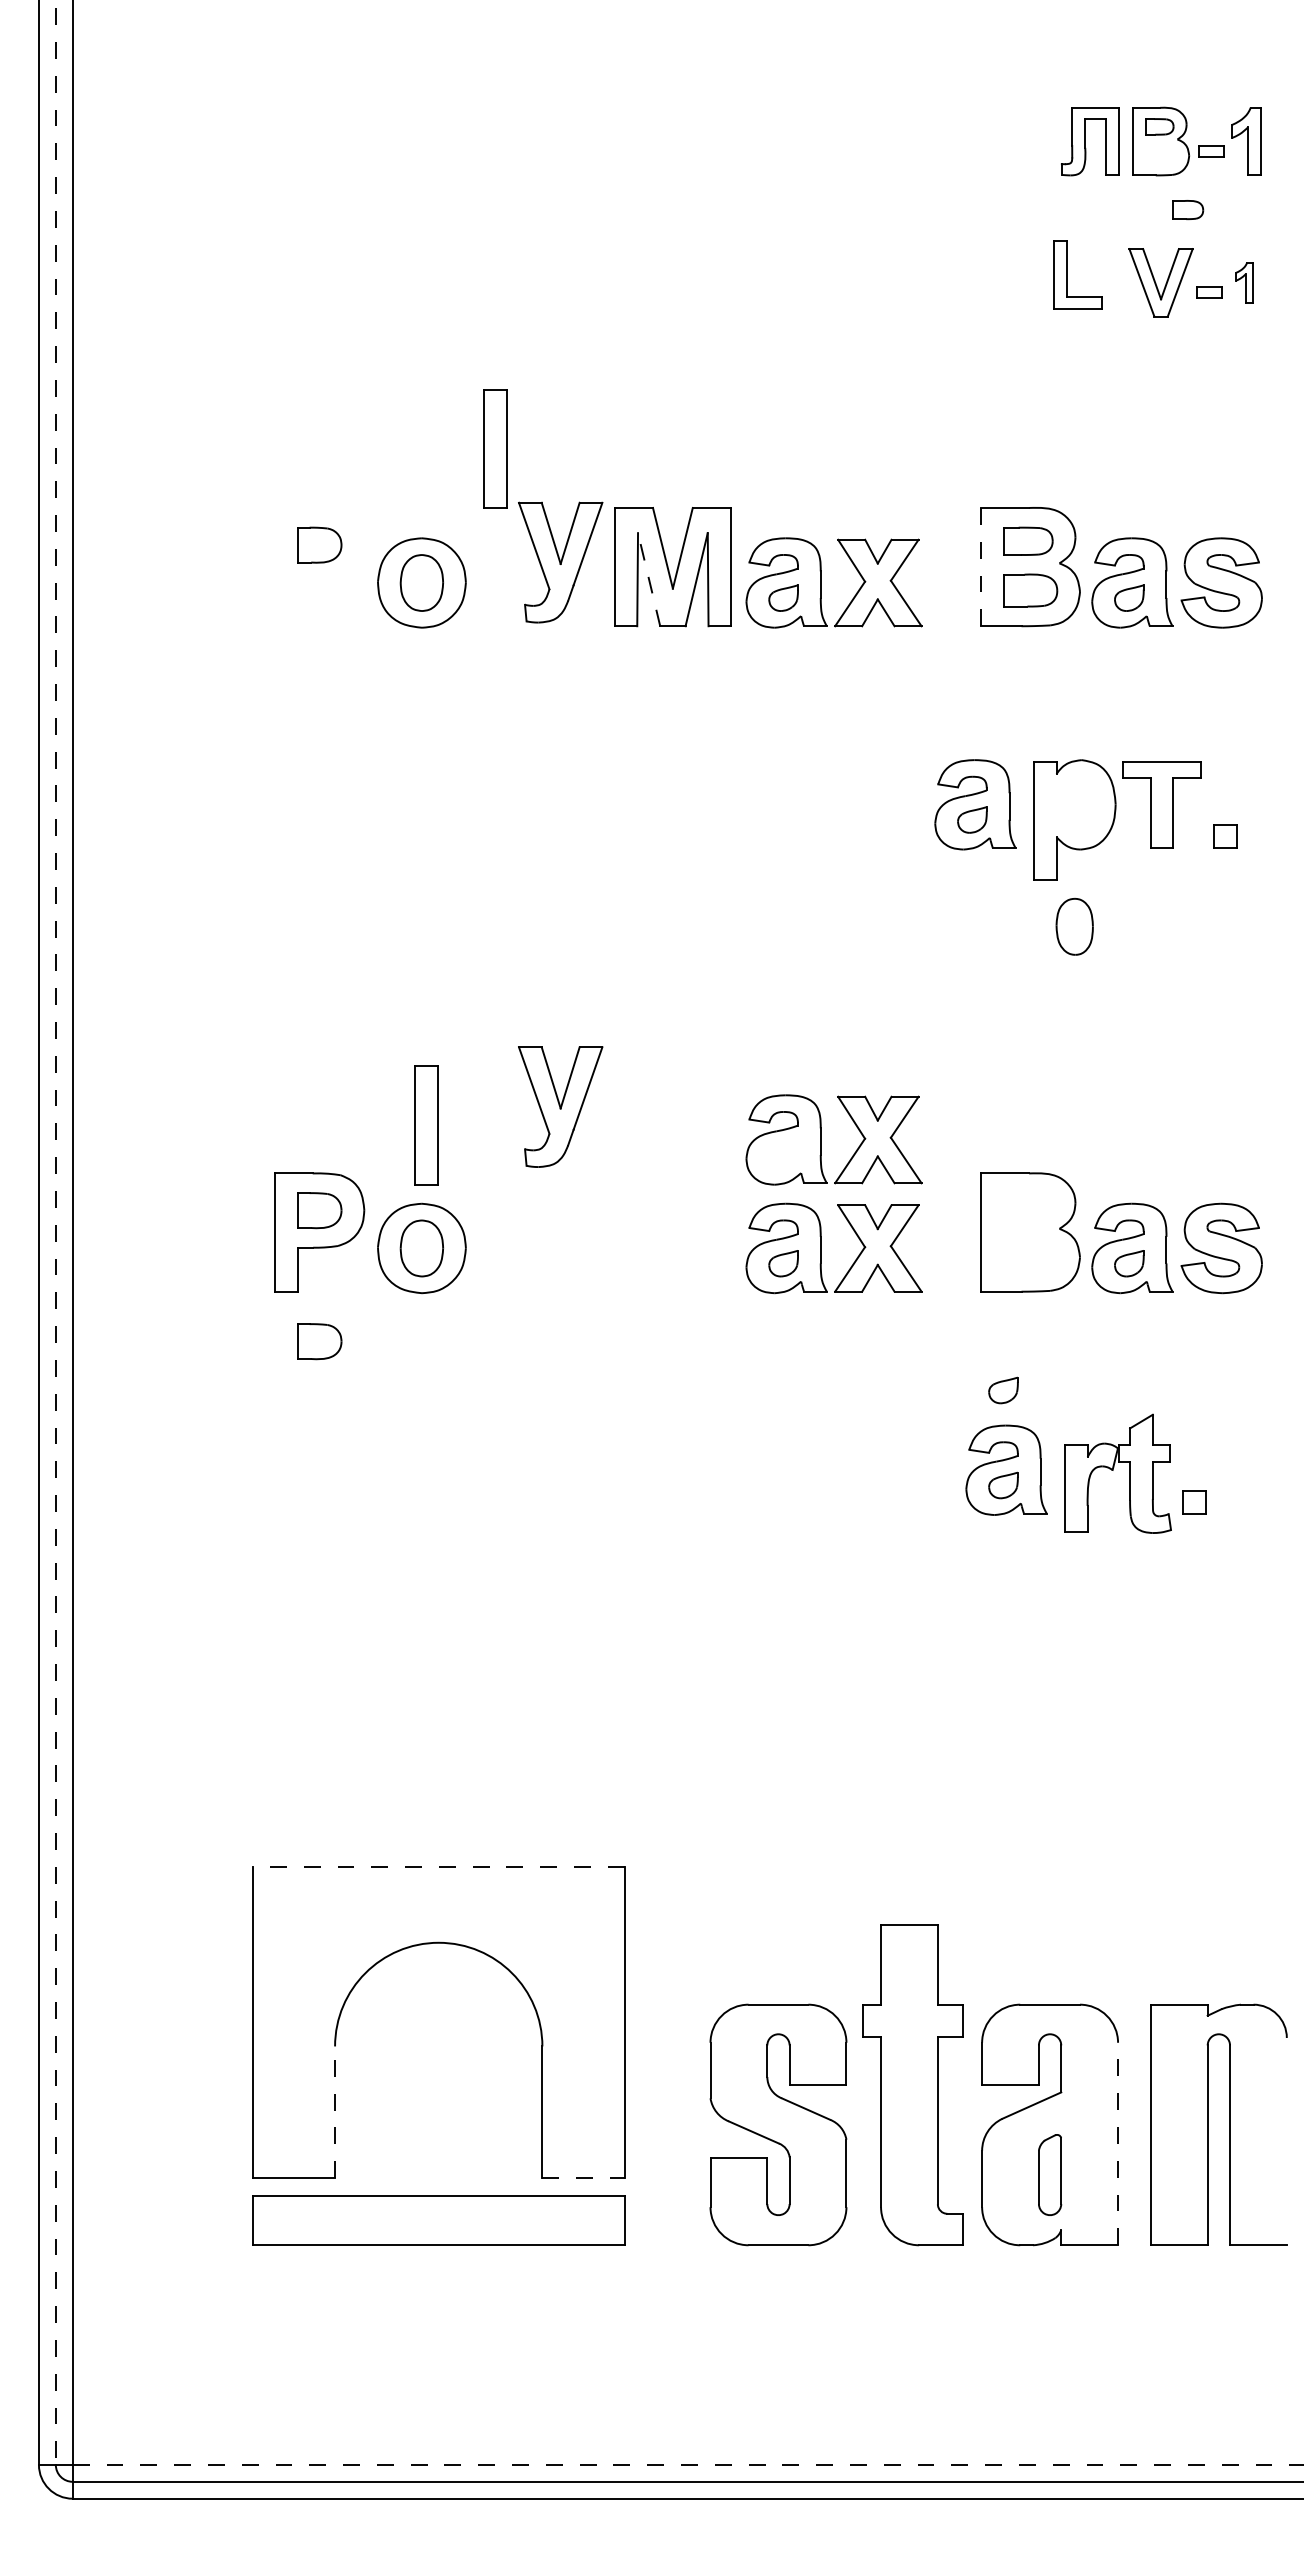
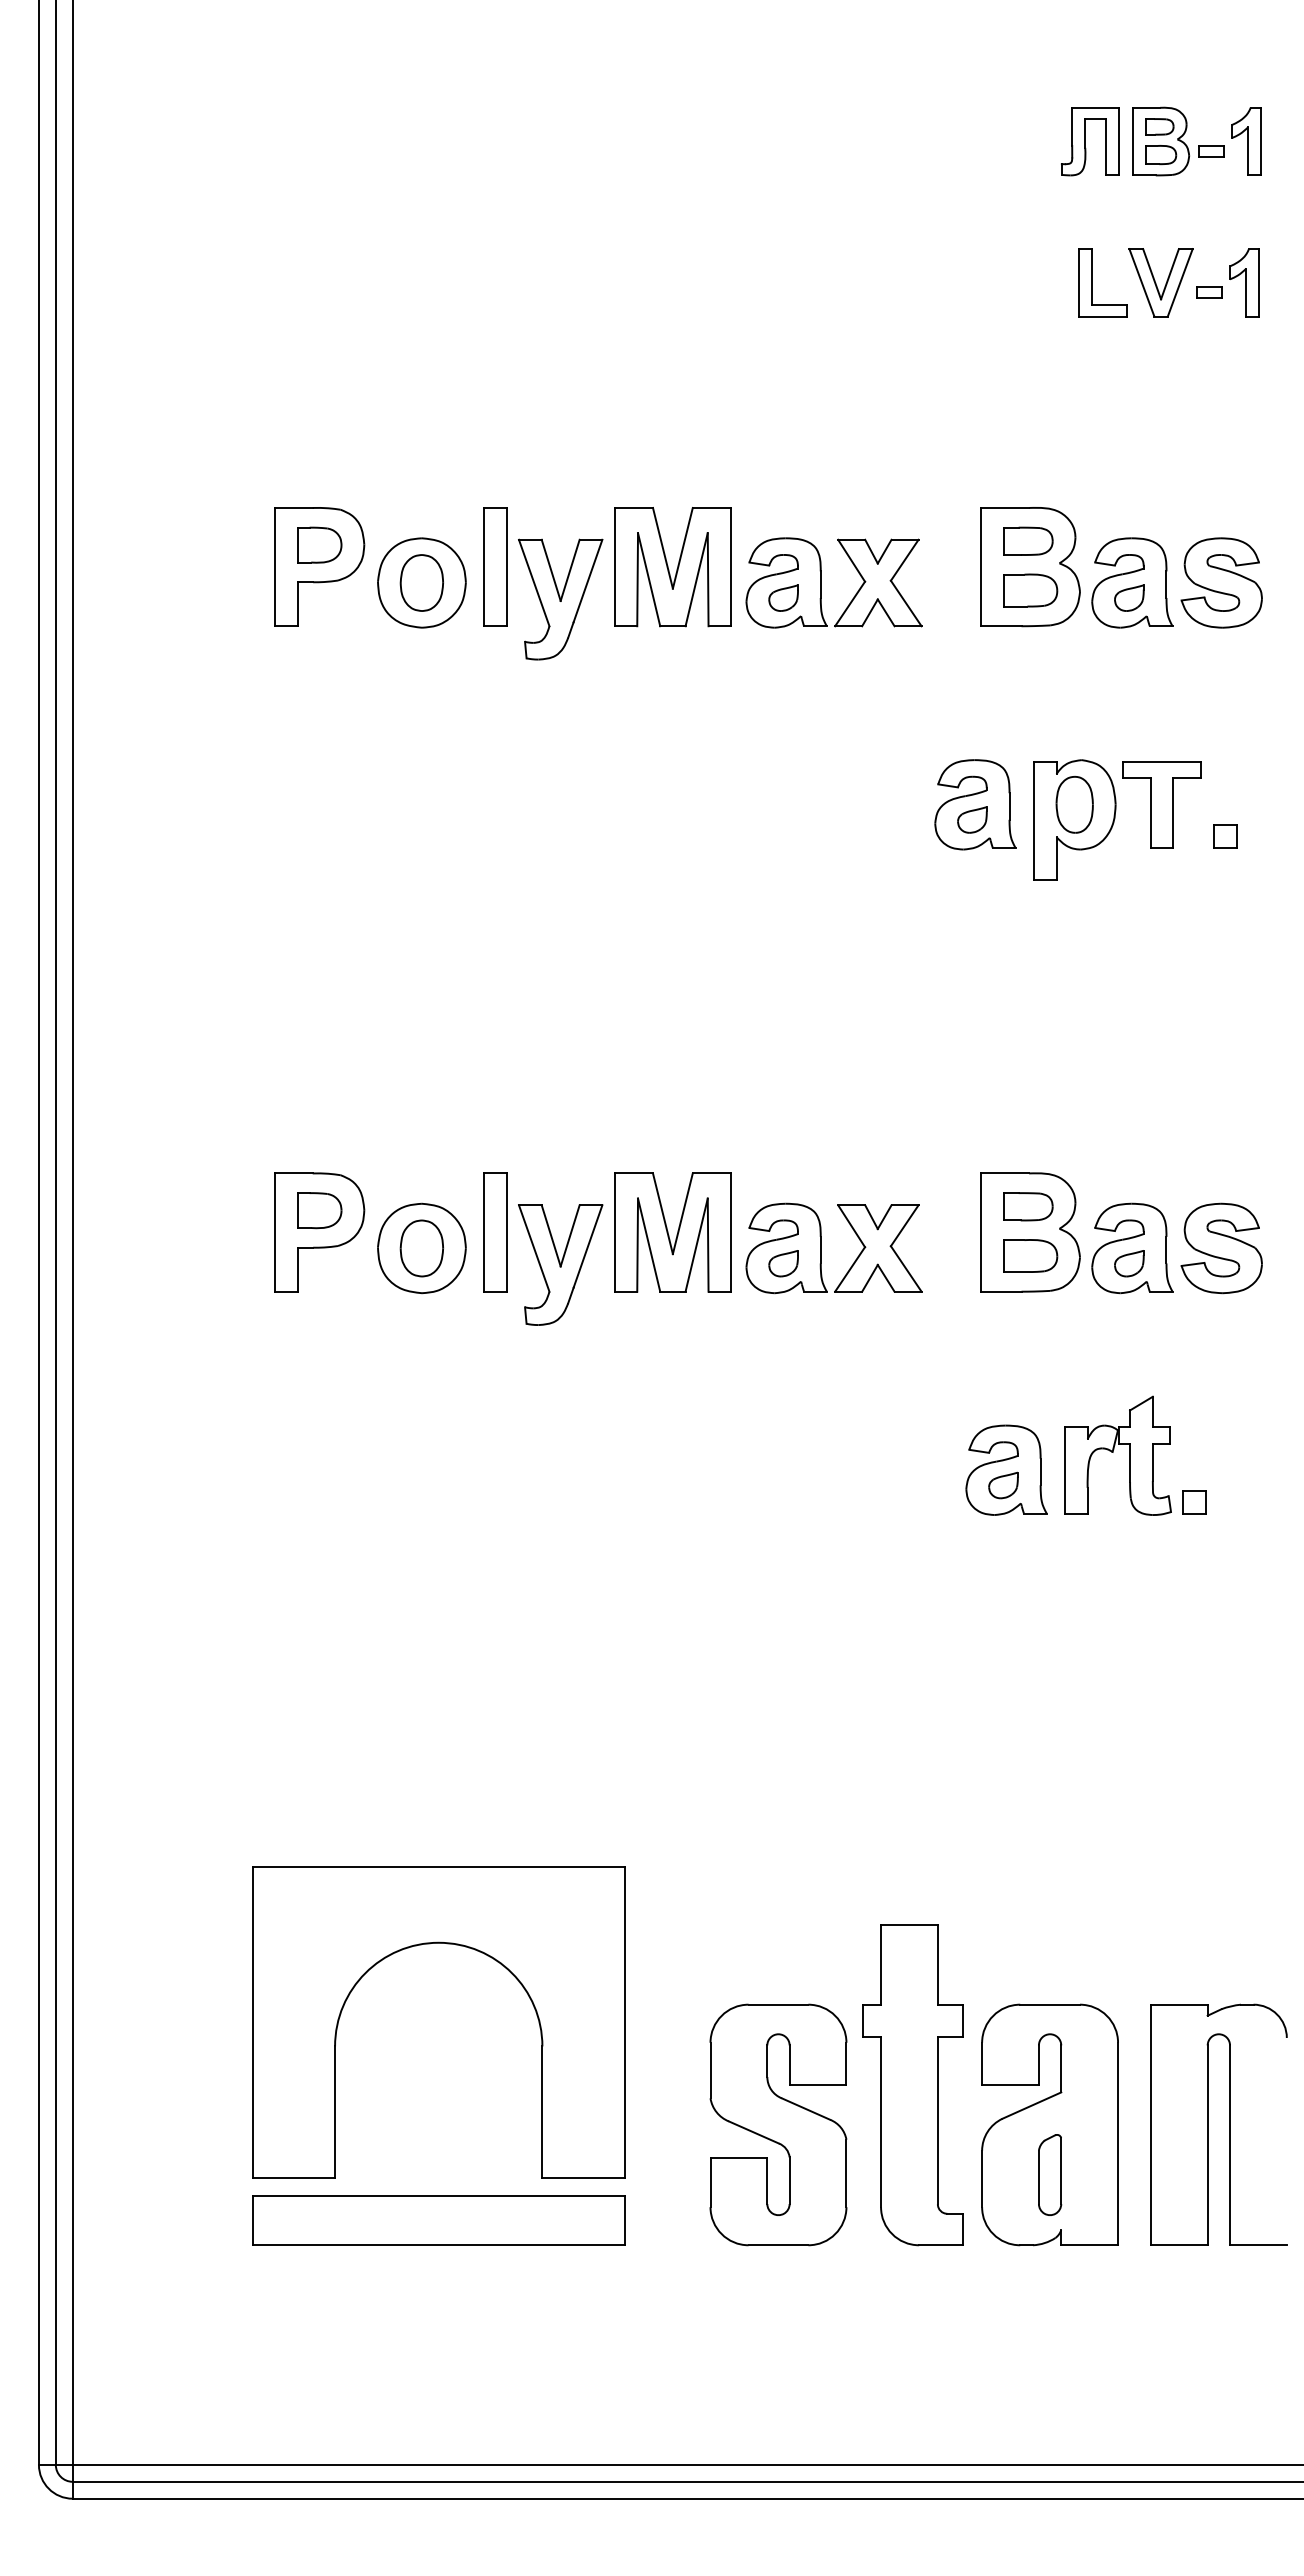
part position: (1188, 210) -> (1161, 155) (1161, 155)
part position: (1067, 274) -> (1092, 282) (1092, 282)
part size: 19x42 px -> 31x70 px (1244, 282)
part position: (495, 448) -> (495, 566) (495, 566)
part position: (560, 562) -> (560, 599) (560, 599)
part: none -> present (319, 566)
line: dashed -> solid (981, 566)
line: dashed -> solid (649, 579)
part position: (1074, 926) -> (1074, 804) (1074, 804)
part position: (560, 1106) -> (560, 1264) (560, 1264)
part position: (426, 1125) -> (495, 1232) (495, 1232)
part: present -> none (821, 1139)
part: none -> present (1028, 1206)
part: none -> present (672, 1232)
line: dashed -> solid (55, 1233)
part: none -> present (1030, 1255)
part: present -> none (319, 1341)
part: present -> none (1003, 1390)
part position: (1117, 1473) -> (1117, 1455) (1117, 1455)
line: dashed -> solid (438, 1866)
line: dashed -> solid (335, 2112)
line: dashed -> solid (1118, 2143)
line: dashed -> solid (584, 2178)
line: dashed -> solid (688, 2464)
